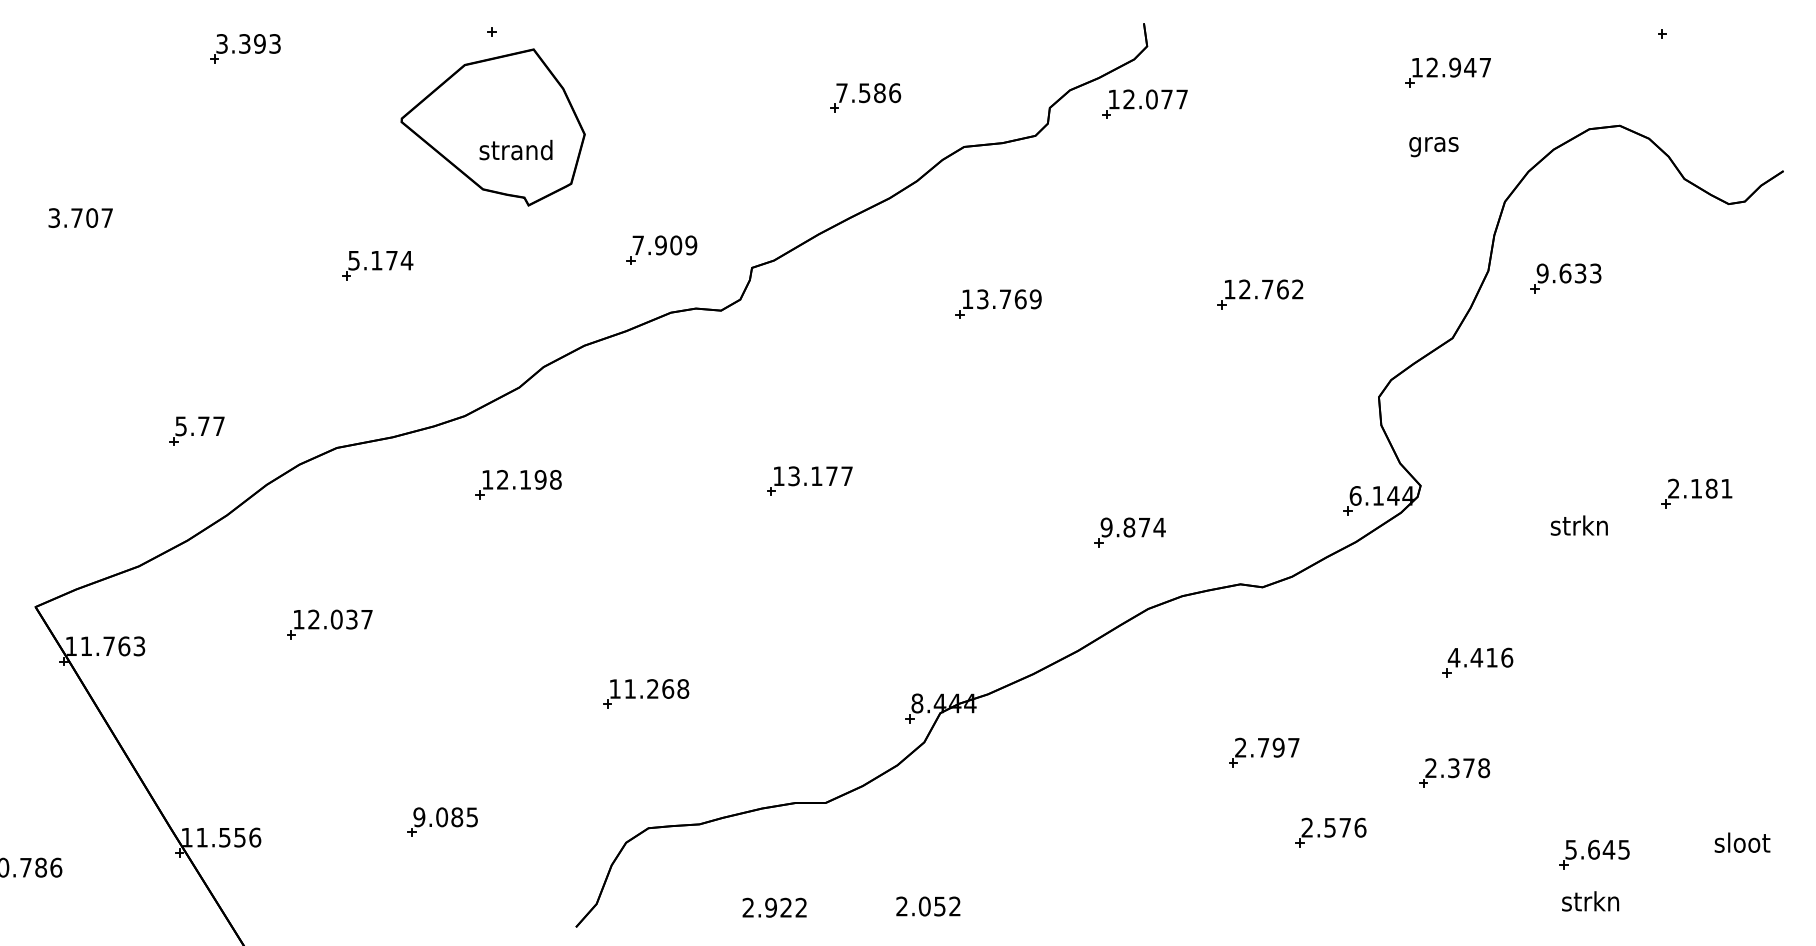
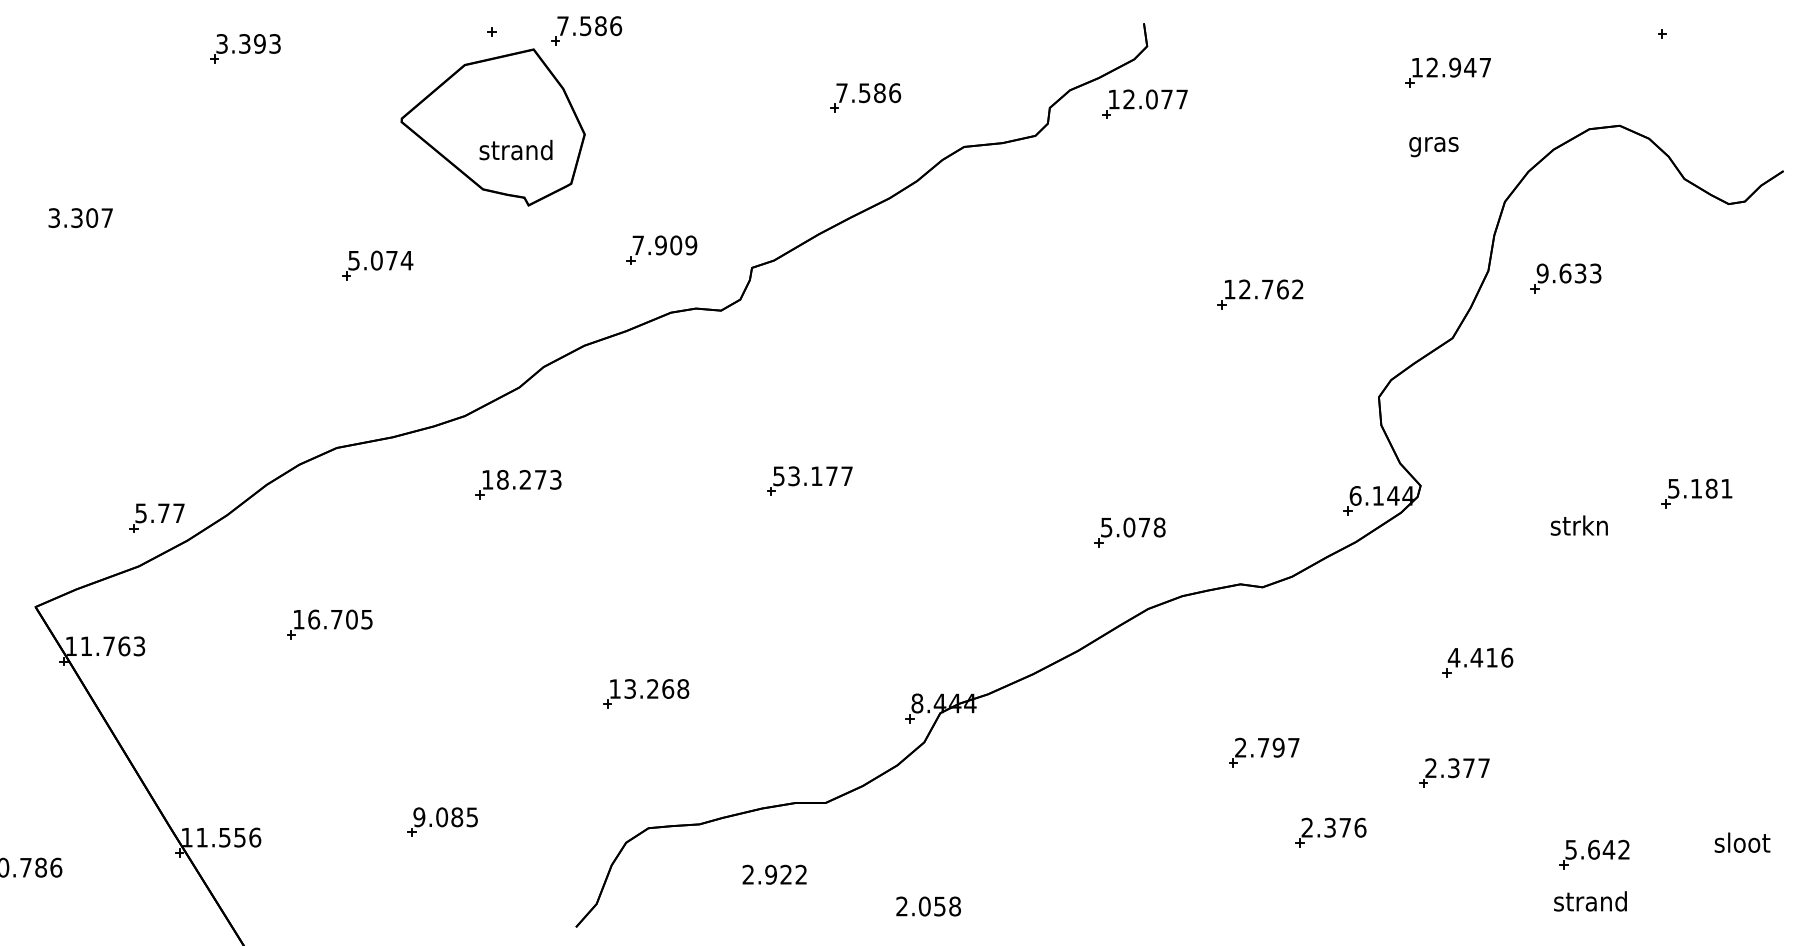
part: none -> present (586, 30)
text: 3.707 -> 3.307 (76, 218)
text: 5.174 -> 5.074 (376, 260)
part: present -> none (998, 303)
part position: (196, 430) -> (156, 517) (156, 517)
text: 13.177 -> 53.177 (778, 476)
text: 12.198 -> 18.273 (529, 479)
text: 2.181 -> 5.181 (1673, 488)
text: 9.874 -> 5.078 (1132, 527)
text: 12.037 -> 16.705 (340, 619)
text: 11.268 -> 13.268 (629, 688)
text: 2.378 -> 2.377 (1484, 768)
text: 2.576 -> 2.376 (1330, 826)
text: 5.645 -> 5.642 (1623, 849)
text: strkn -> strand (1590, 901)
text: 2.052 -> 2.058 (954, 906)
text position: (774, 907) -> (774, 874) (774, 874)
